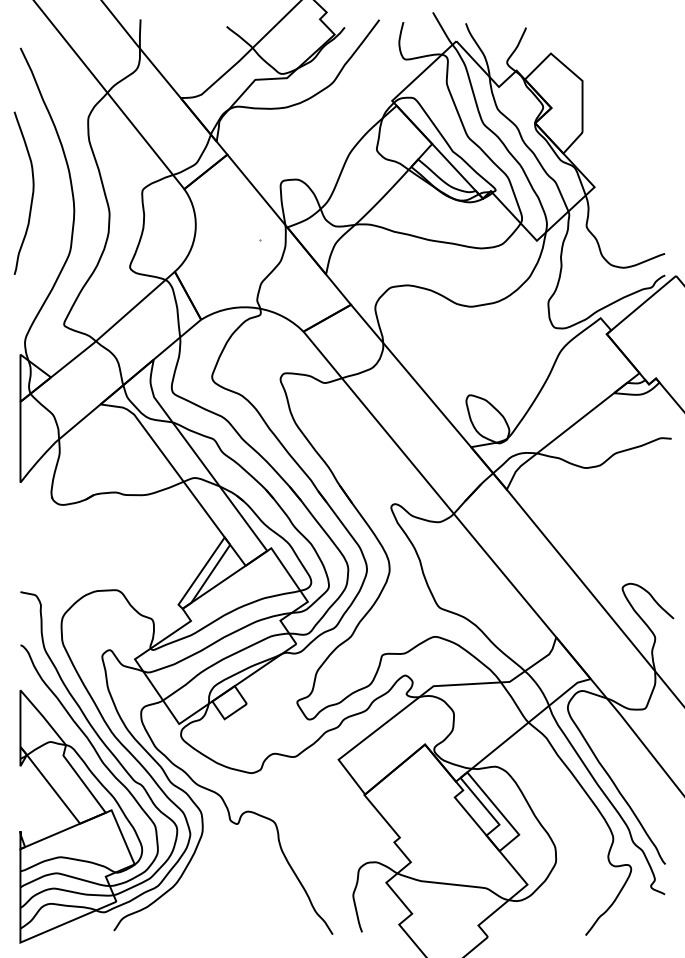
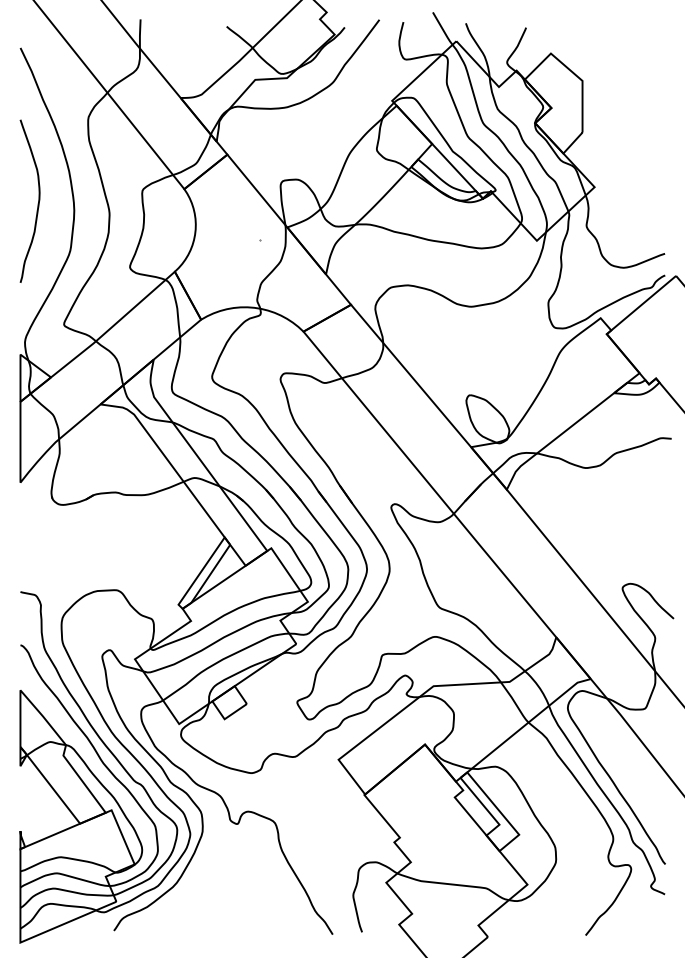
curve position: (31, 195) -> (37, 203) (37, 203)
